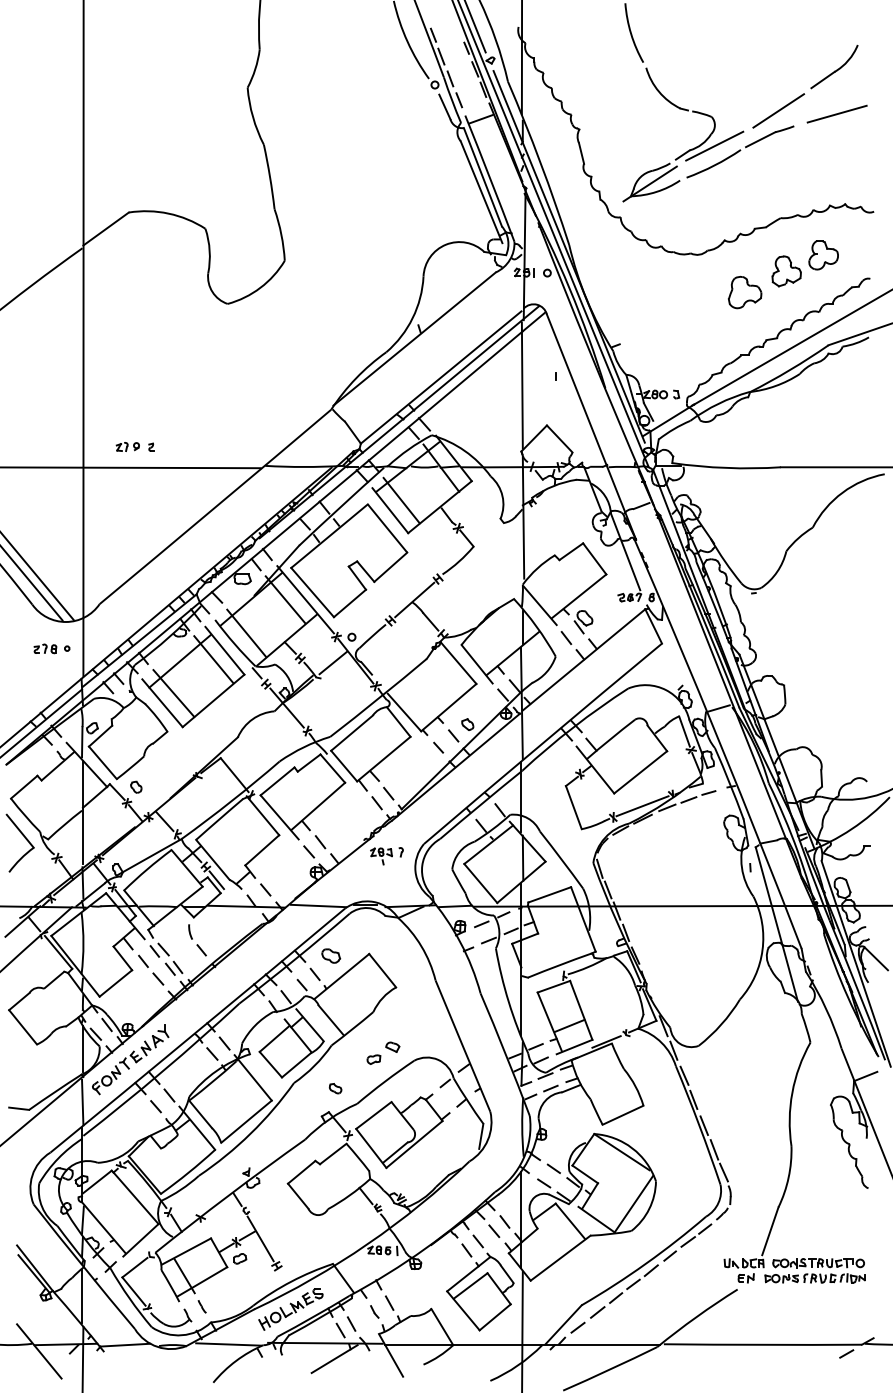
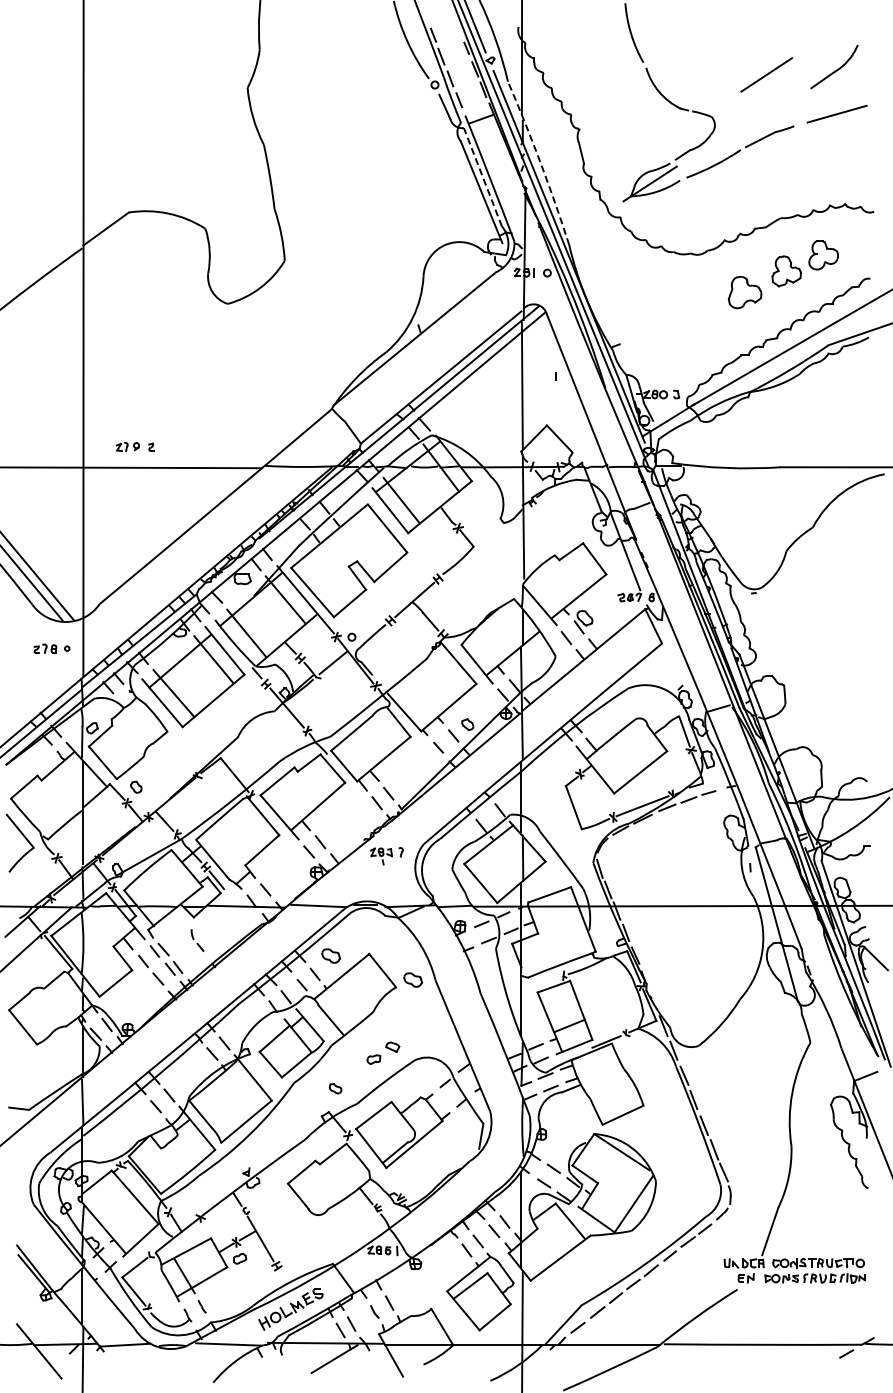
line position: (778, 110) -> (766, 74) (766, 74)
line: present -> none (714, 145)
arc: solid -> dashed (540, 162)
line: solid -> dashed (482, 177)
part size: 19x33 px -> 15x23 px (197, 940)
part: none -> present (413, 979)
part: present -> none (130, 1059)
